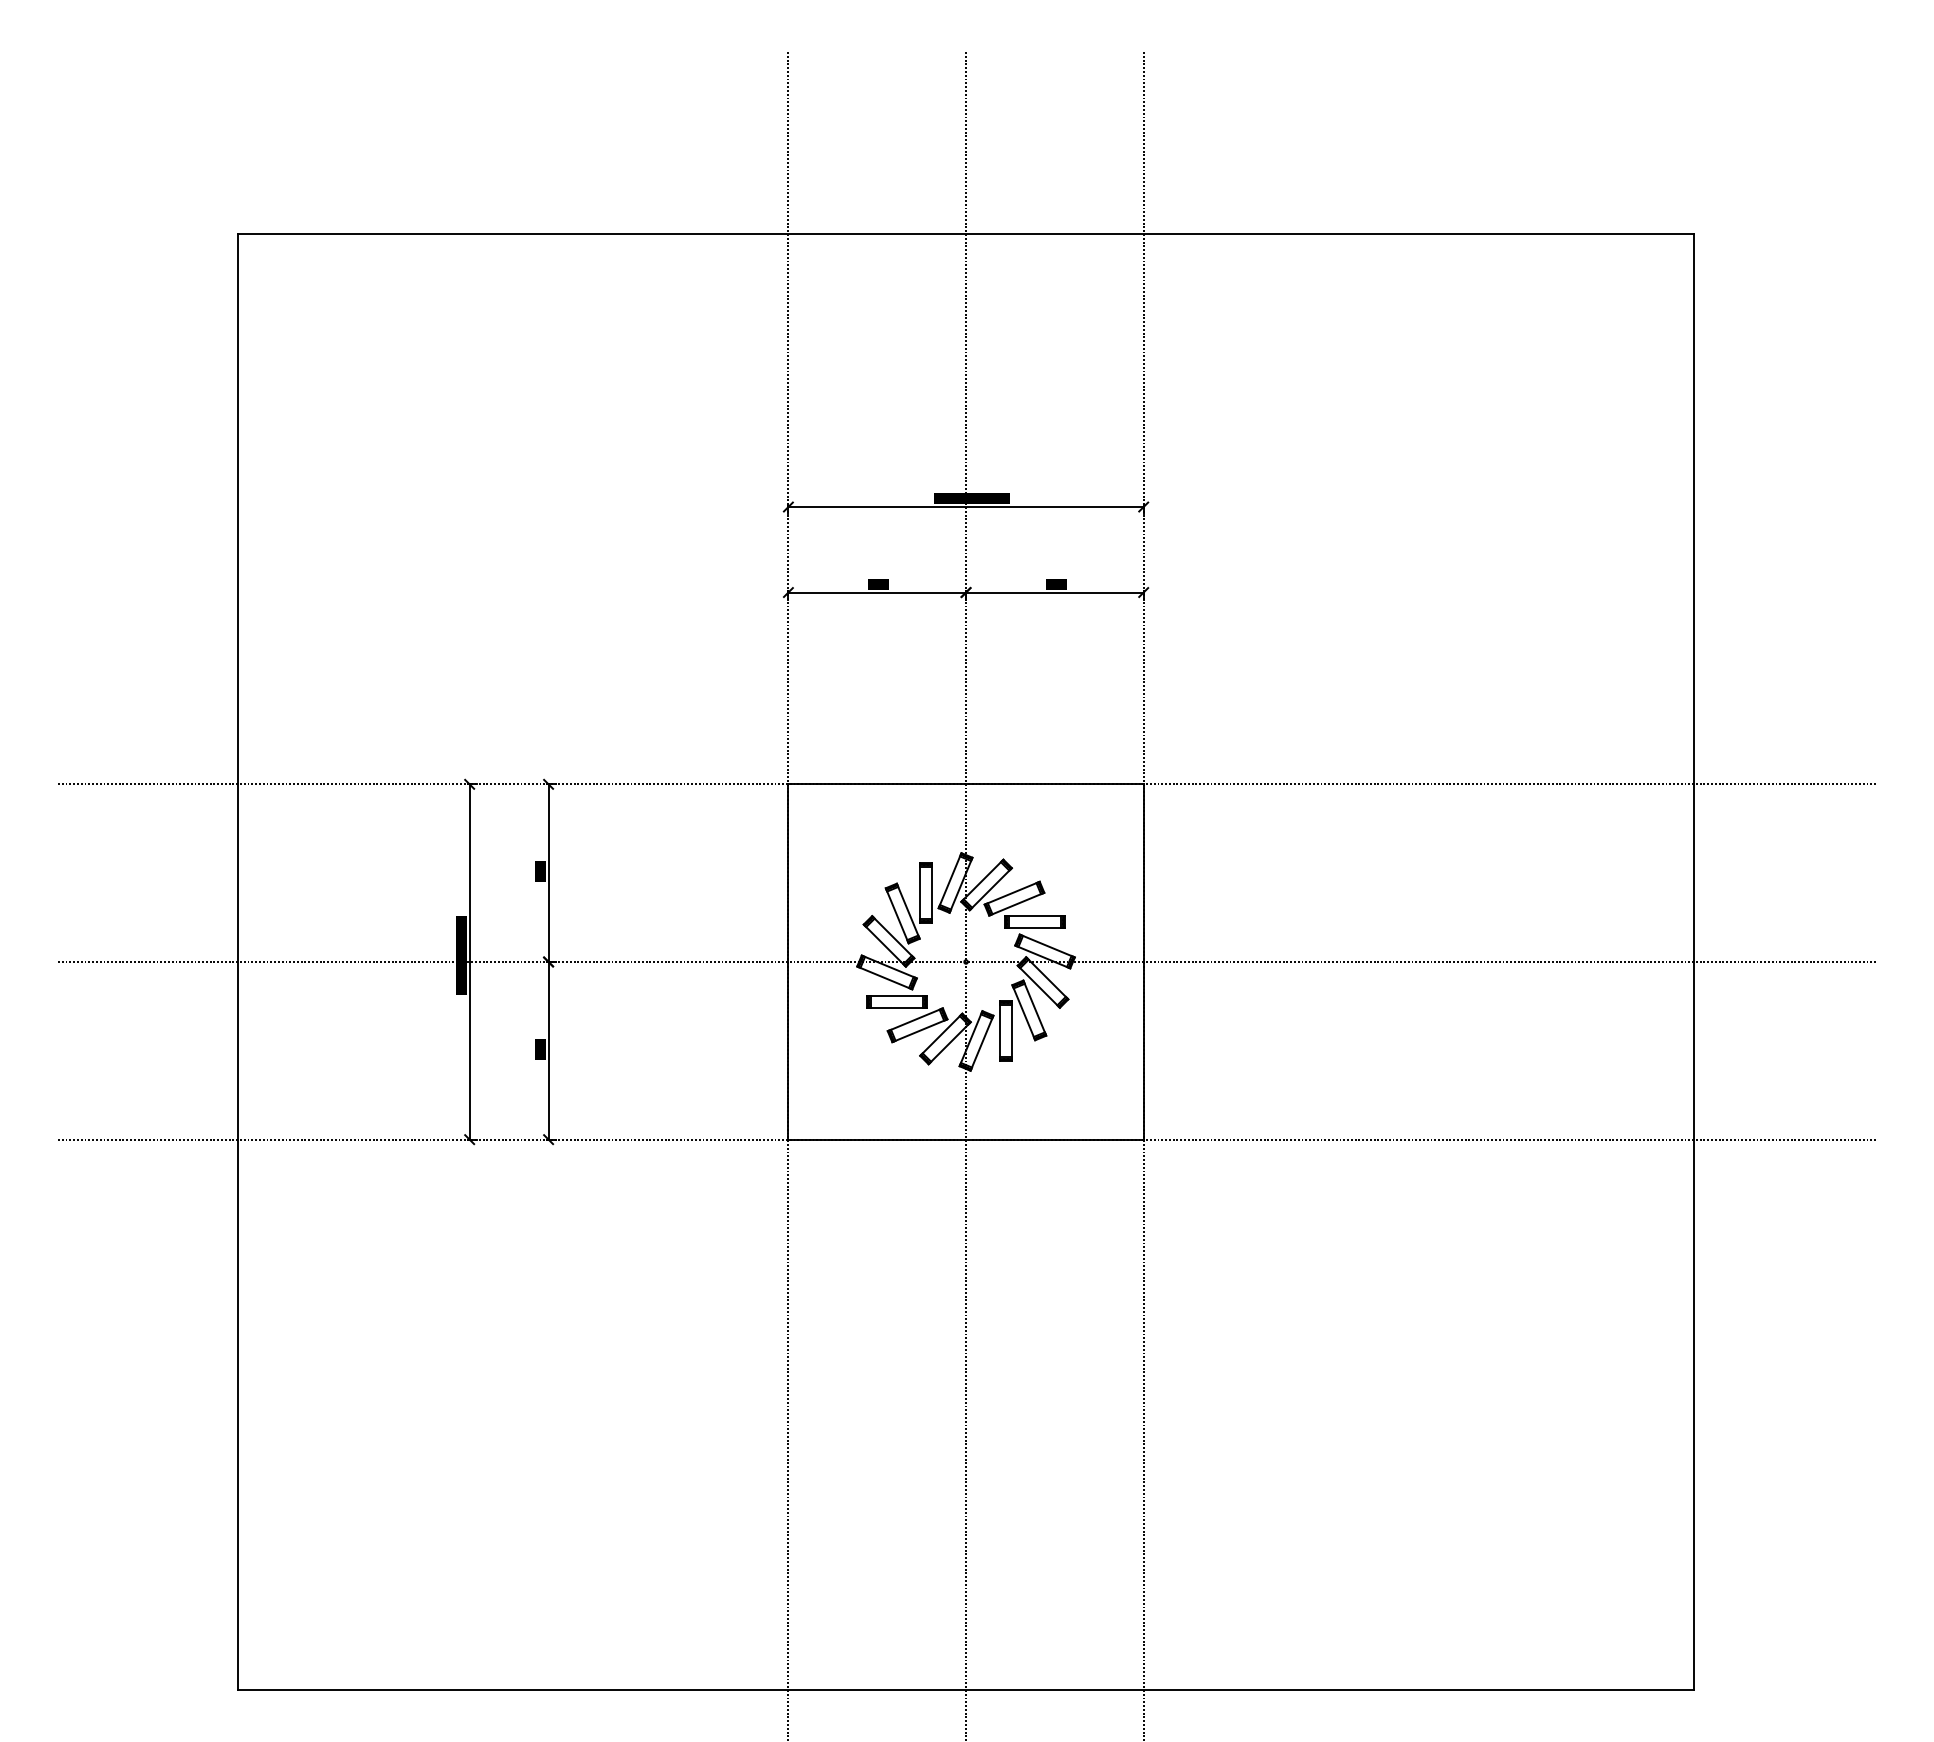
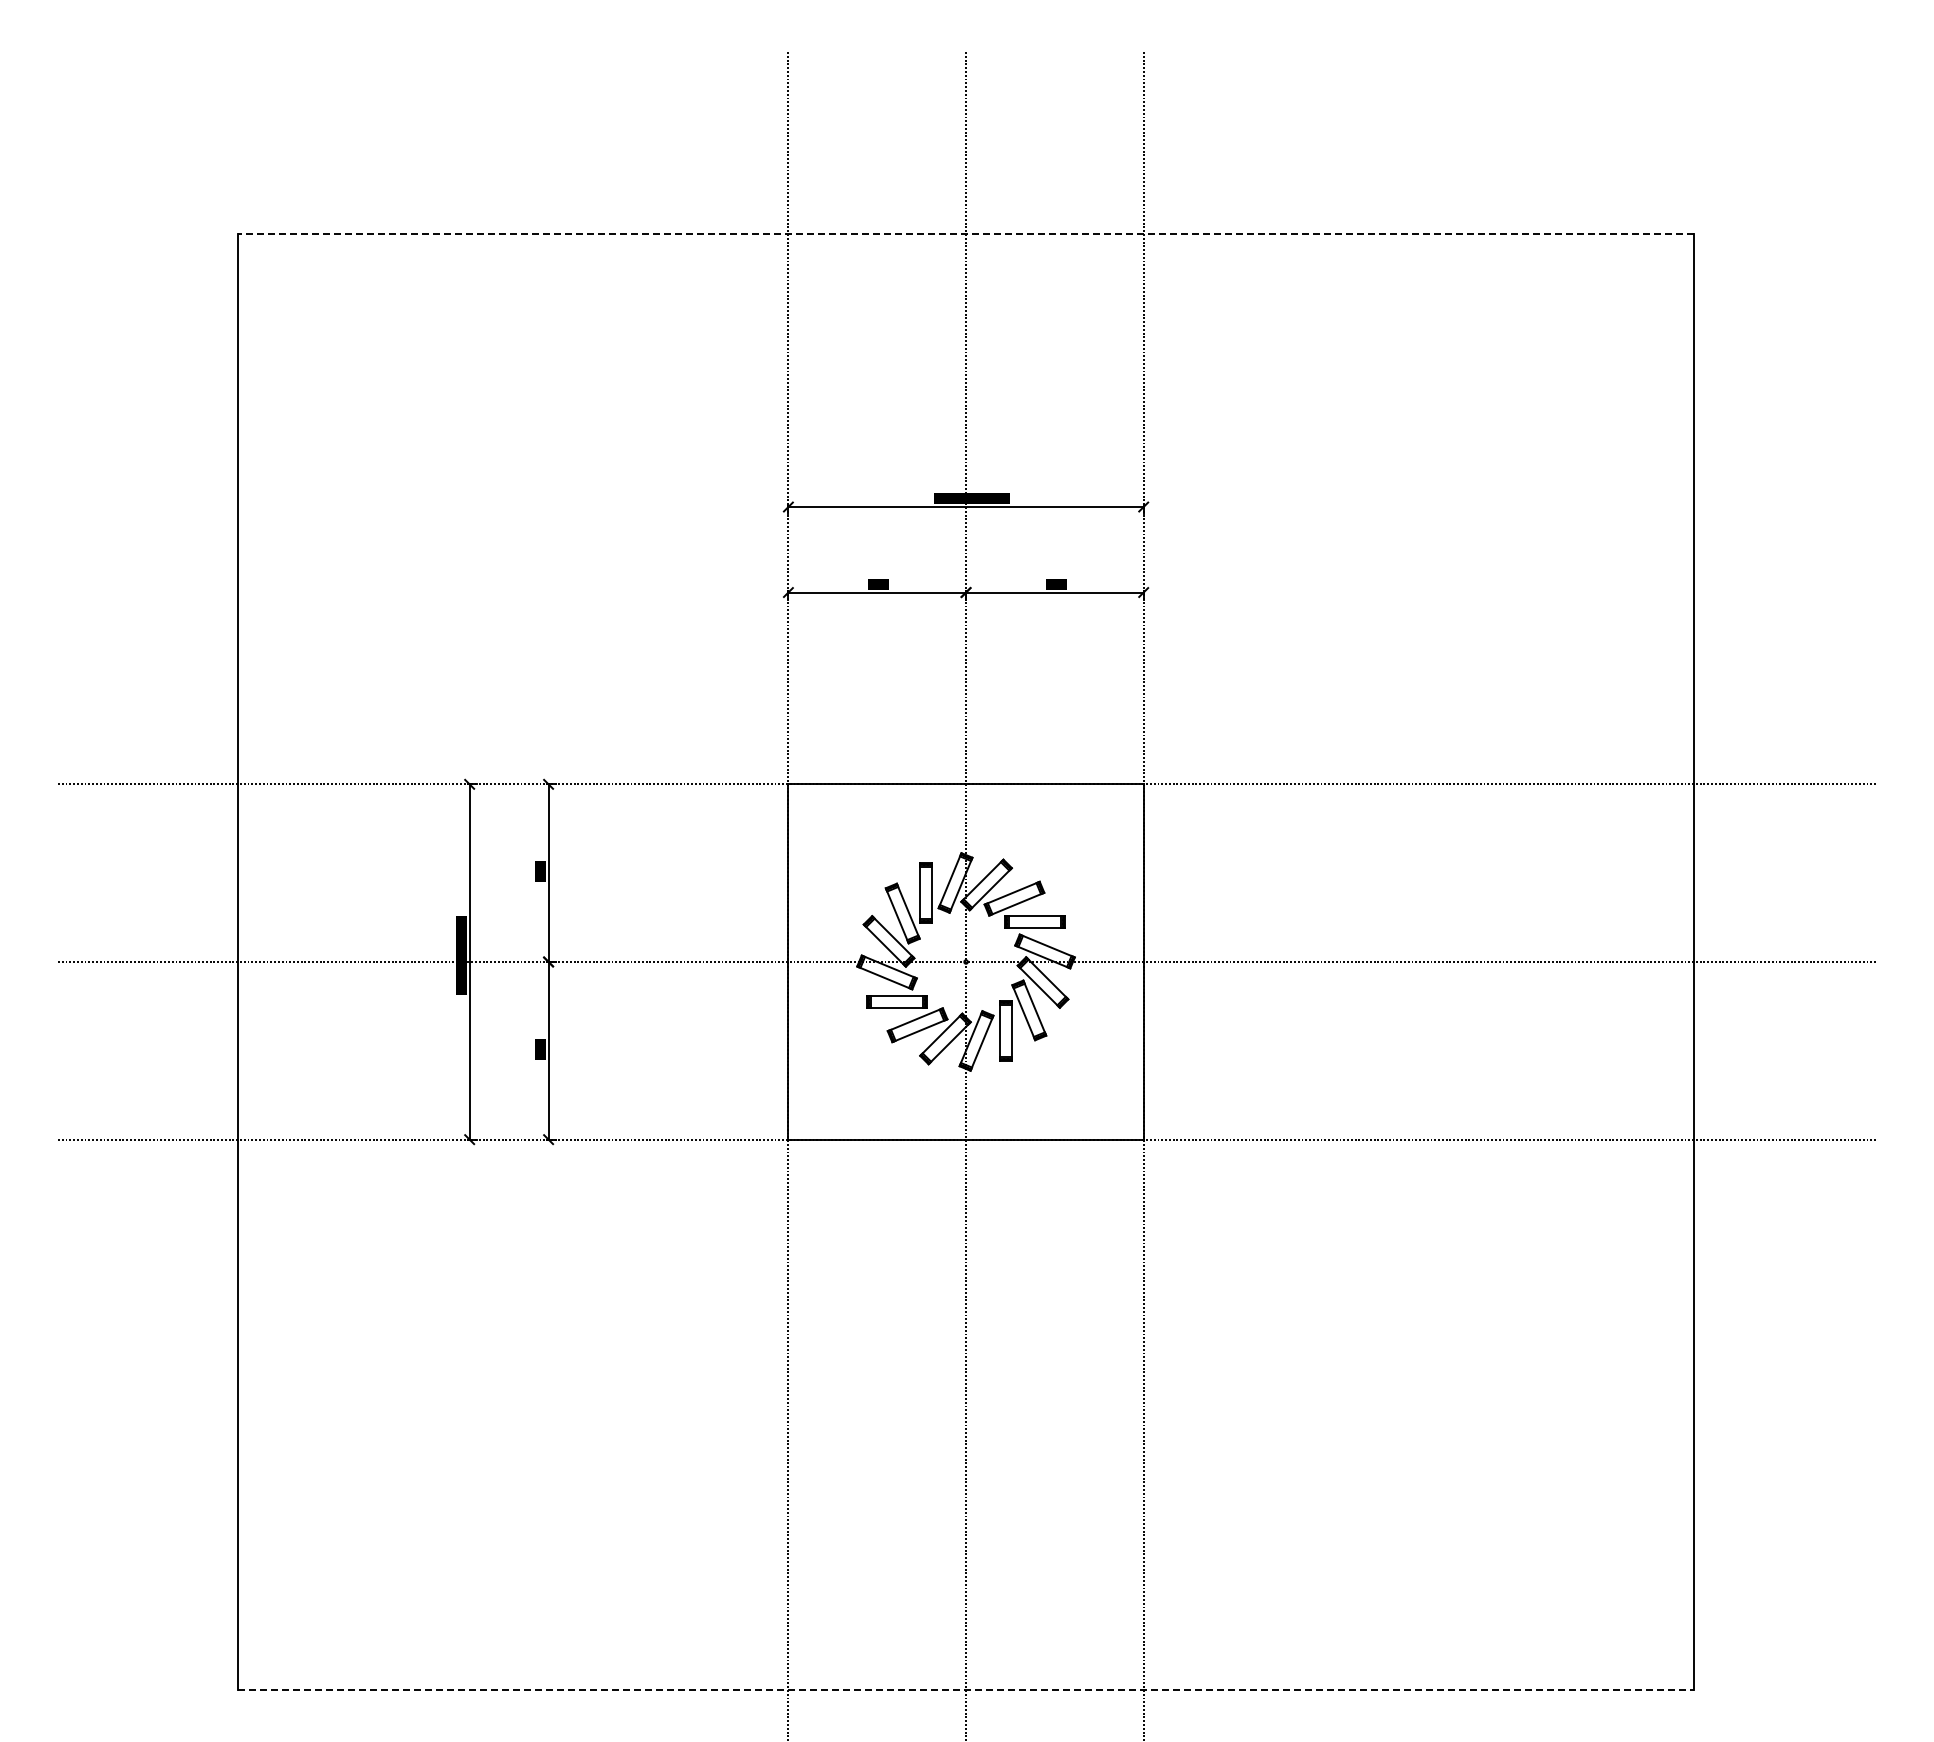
line: solid -> dashed (966, 234)
line: solid -> dashed (966, 1689)
